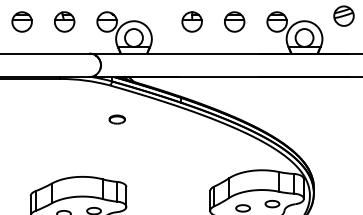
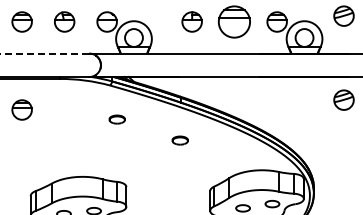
part size: 22x22 px -> 34x34 px (233, 21)
line: solid -> dashed (44, 53)
part: none -> present (343, 99)
part: none -> present (21, 109)
part: none -> present (179, 140)
